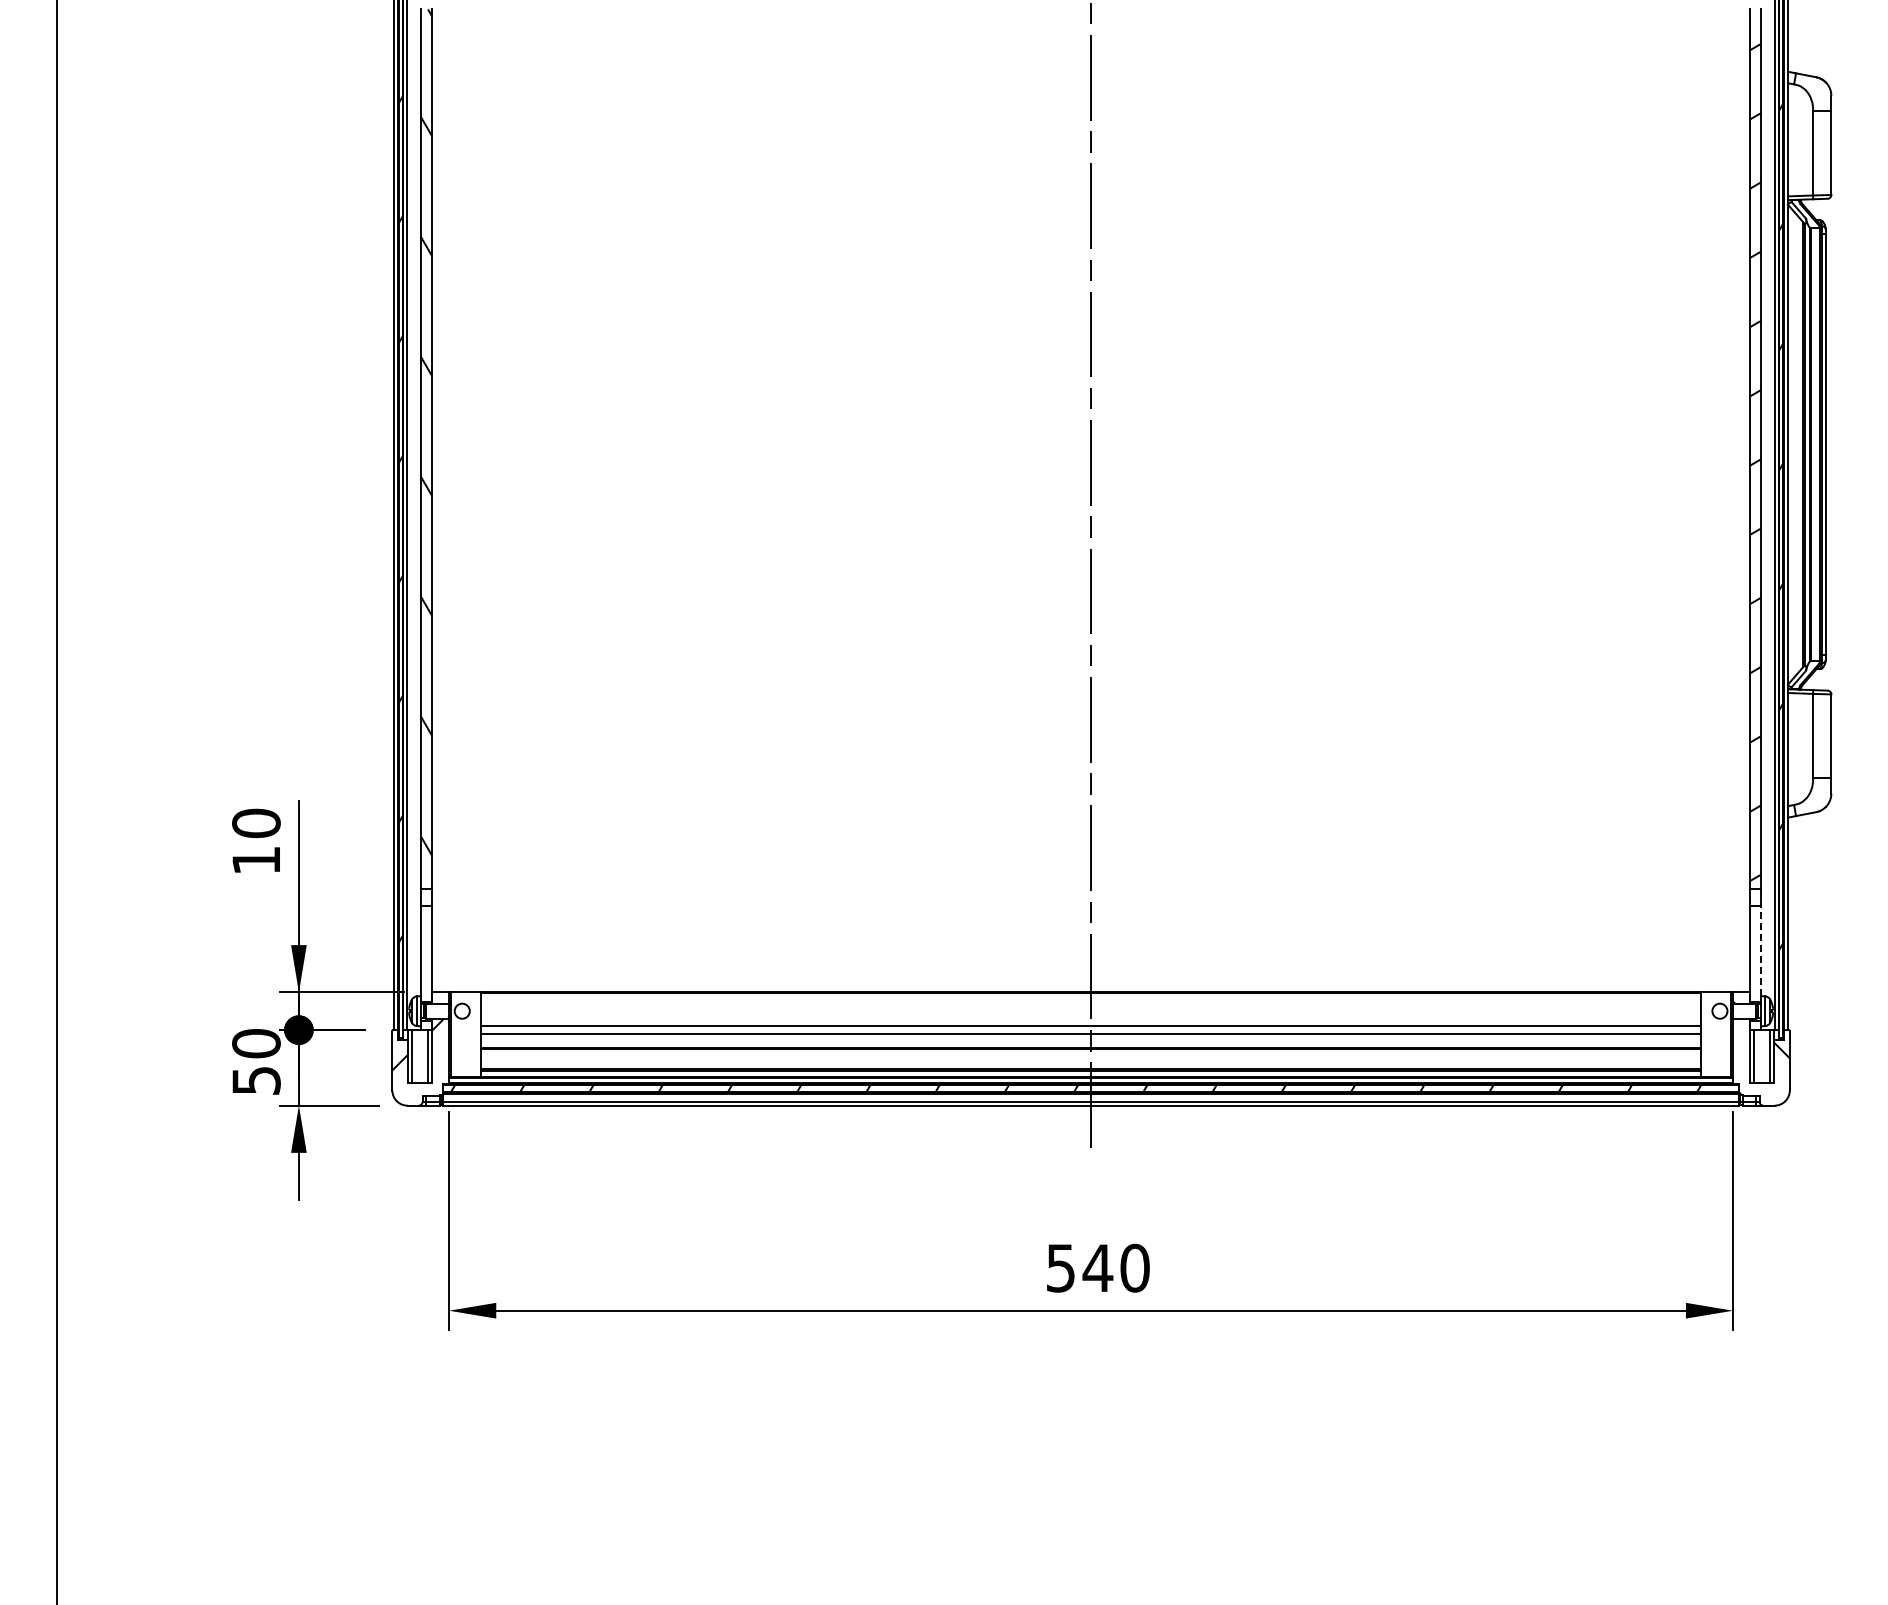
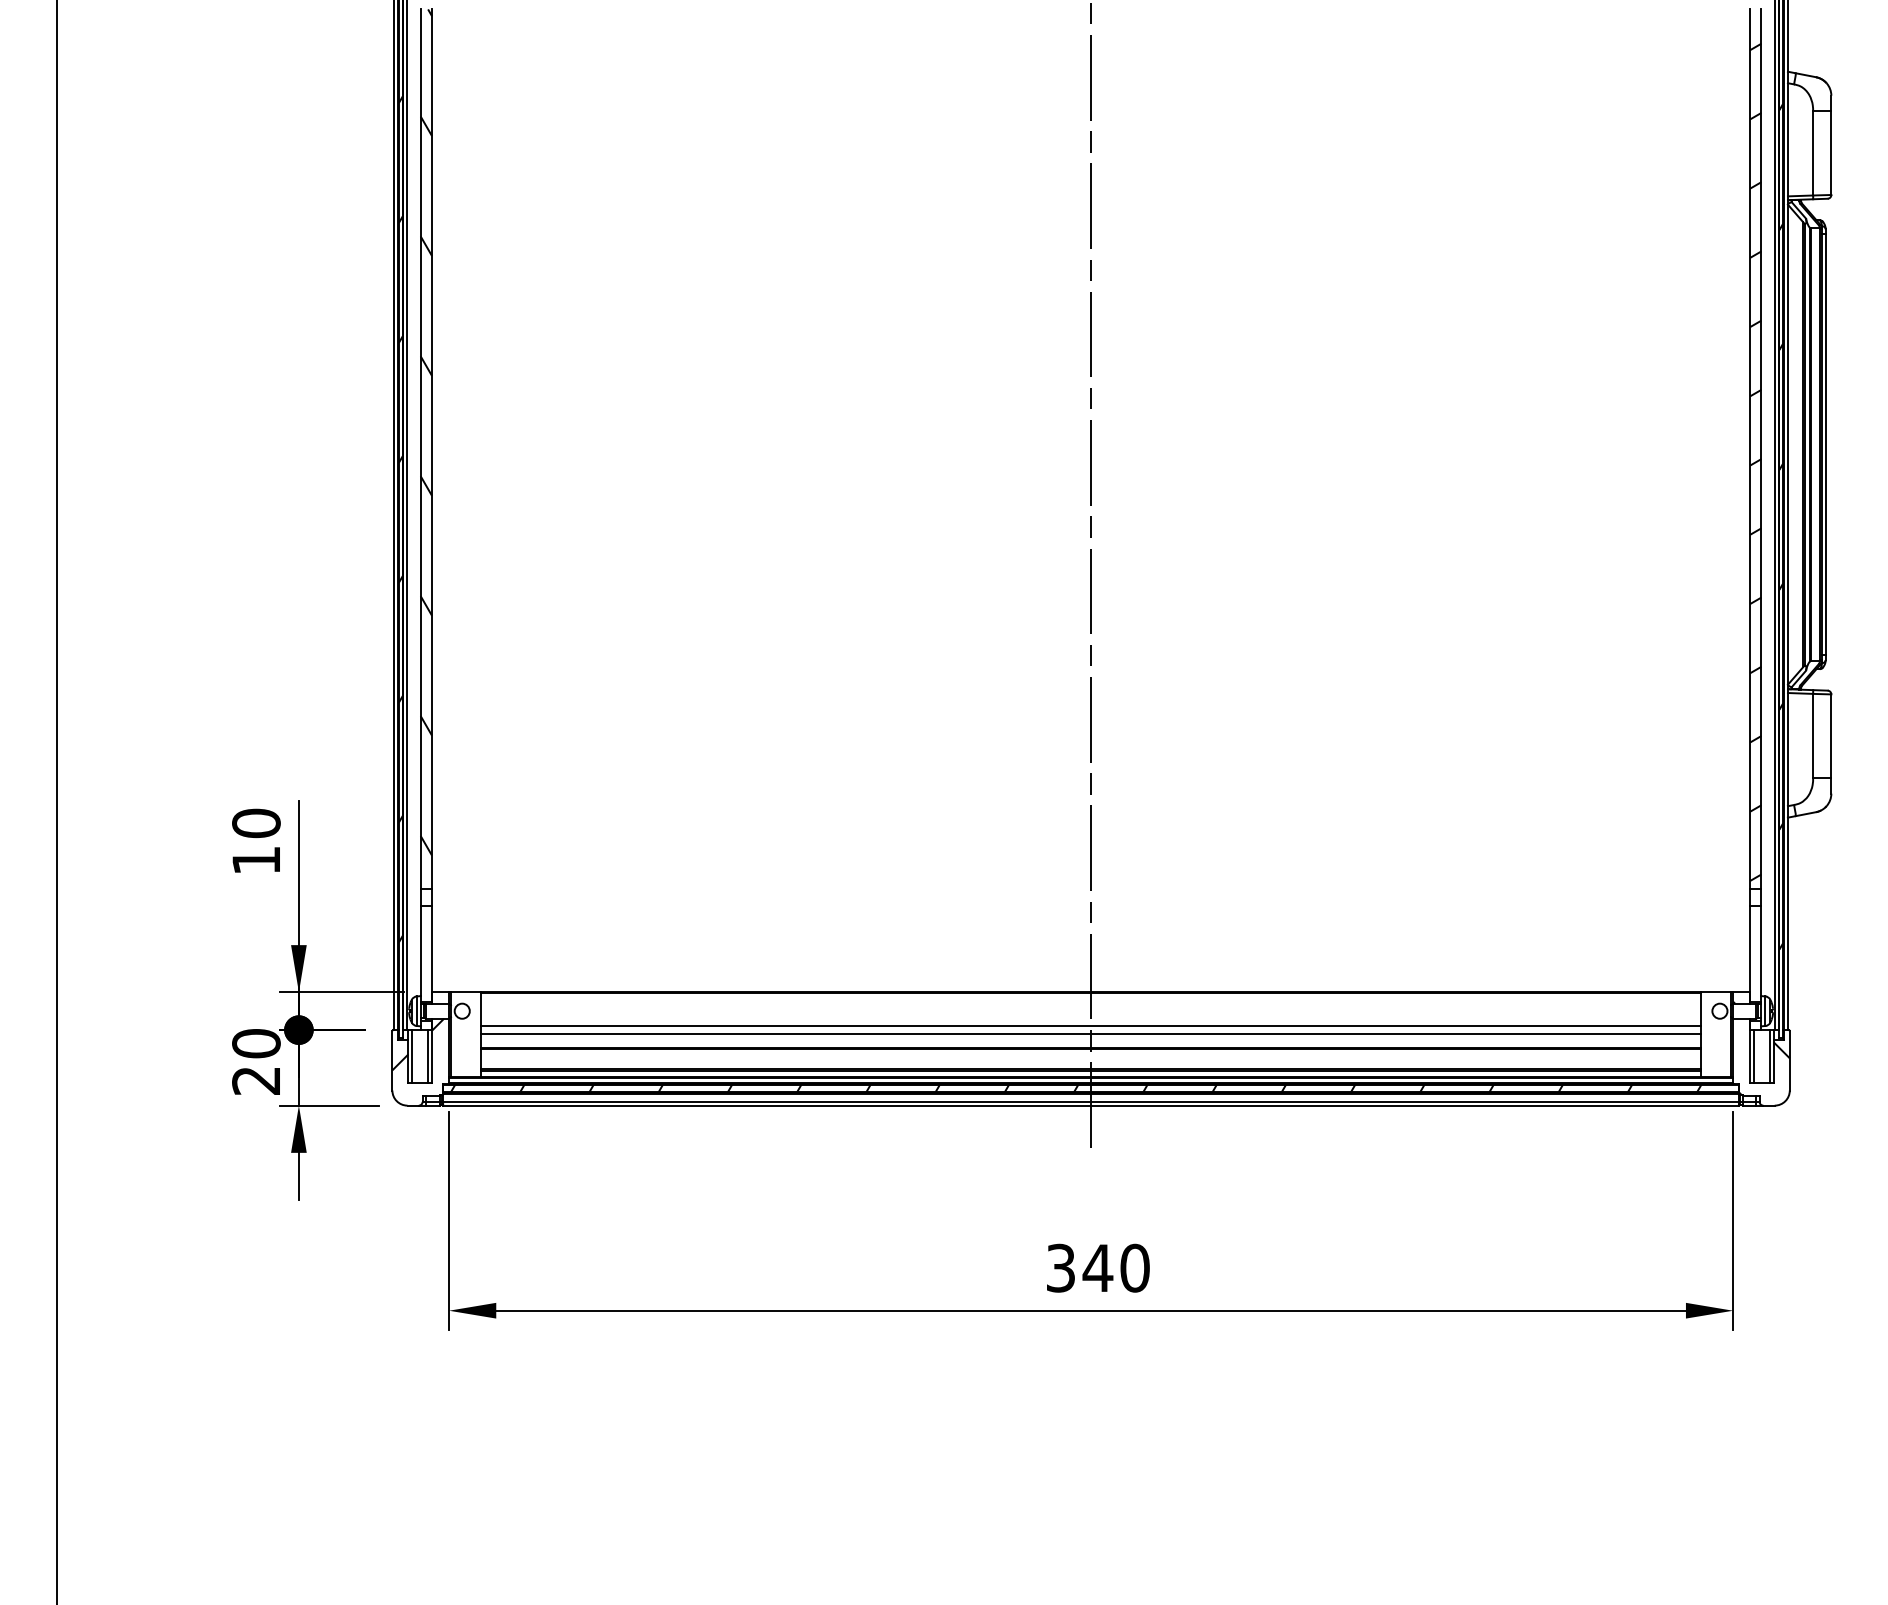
line: dashed -> solid (1761, 951)
text: 50 -> 20 (256, 1080)
text: 540 -> 340 (1060, 1267)
